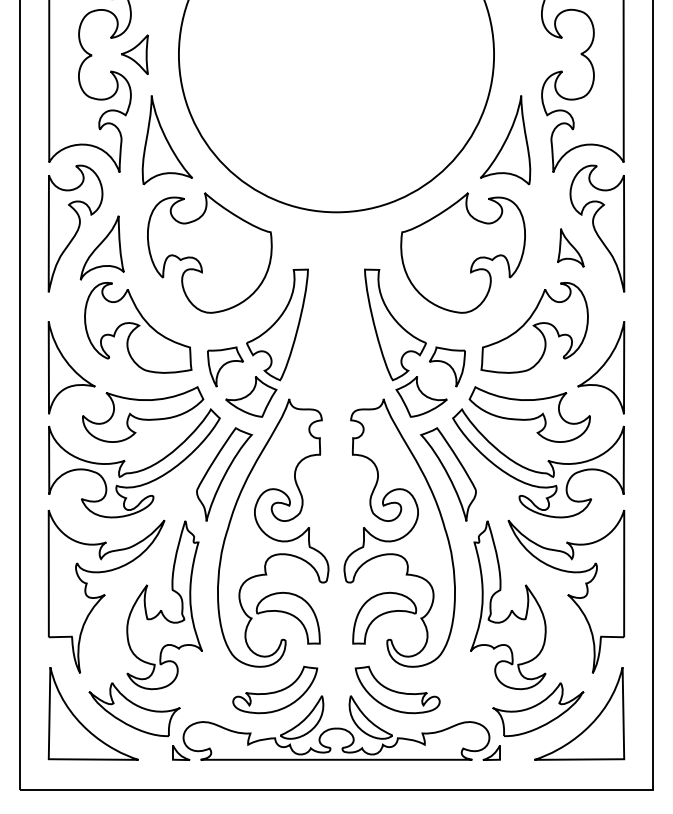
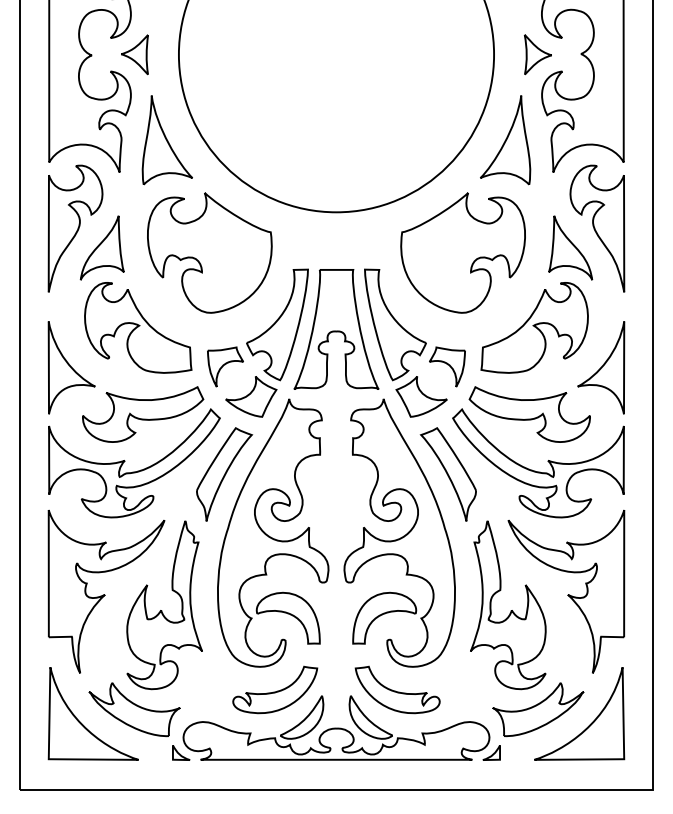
part: none -> present (537, 54)
part size: 28x40 px -> 46x66 px (570, 247)
part: none -> present (336, 329)
